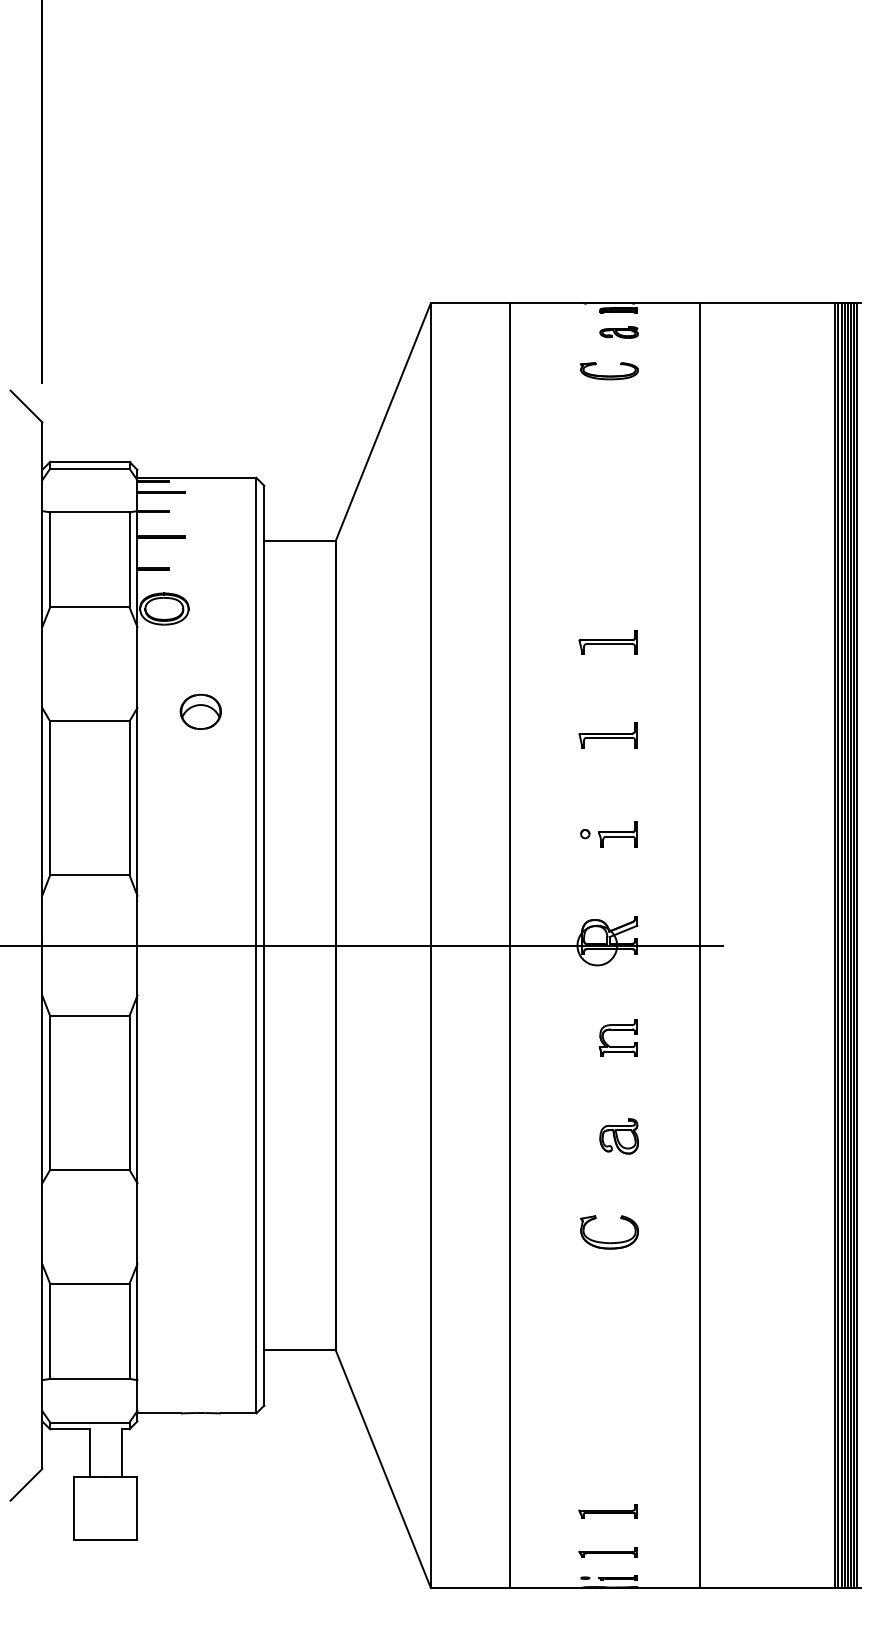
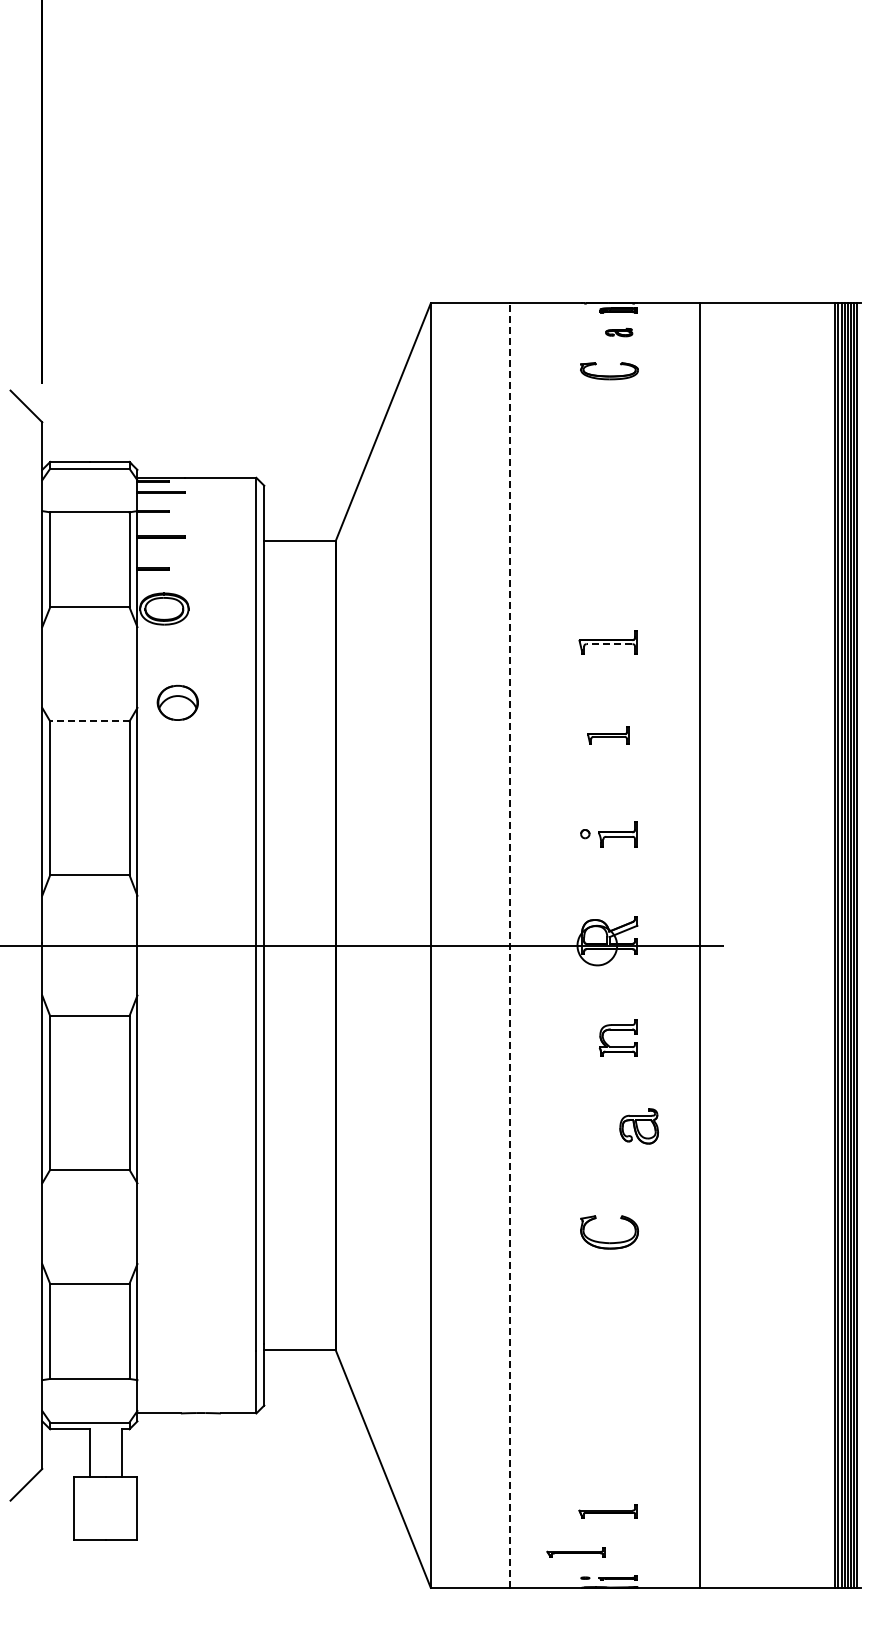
part size: 40x13 px -> 29x11 px (619, 332)
line: solid -> dashed (609, 644)
part position: (200, 711) -> (177, 702) (177, 702)
line: solid -> dashed (89, 721)
part size: 60x27 px -> 43x19 px (608, 735)
line: solid -> dashed (510, 945)
part position: (619, 1136) -> (639, 1126) (639, 1126)
part position: (607, 1552) -> (575, 1552) (575, 1552)
